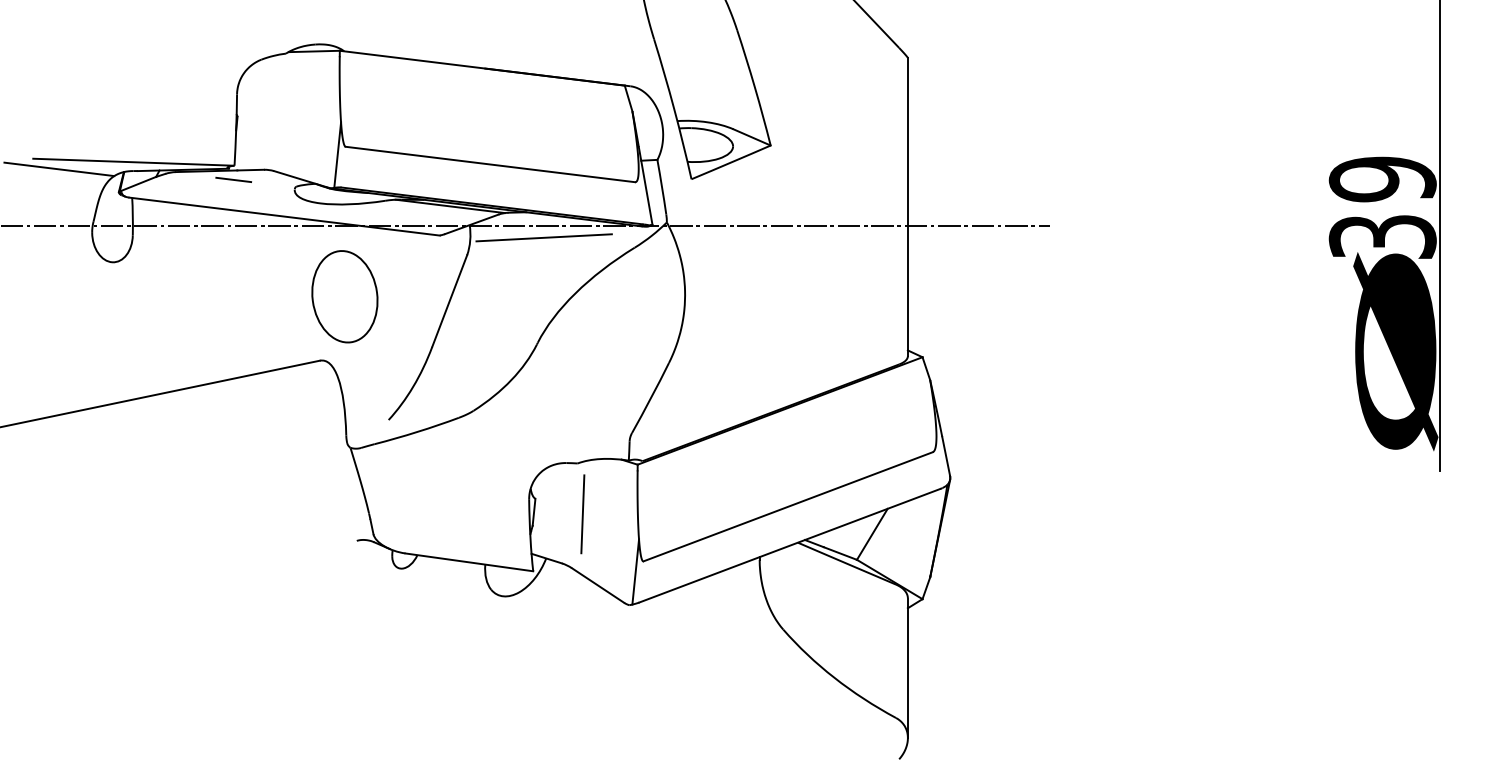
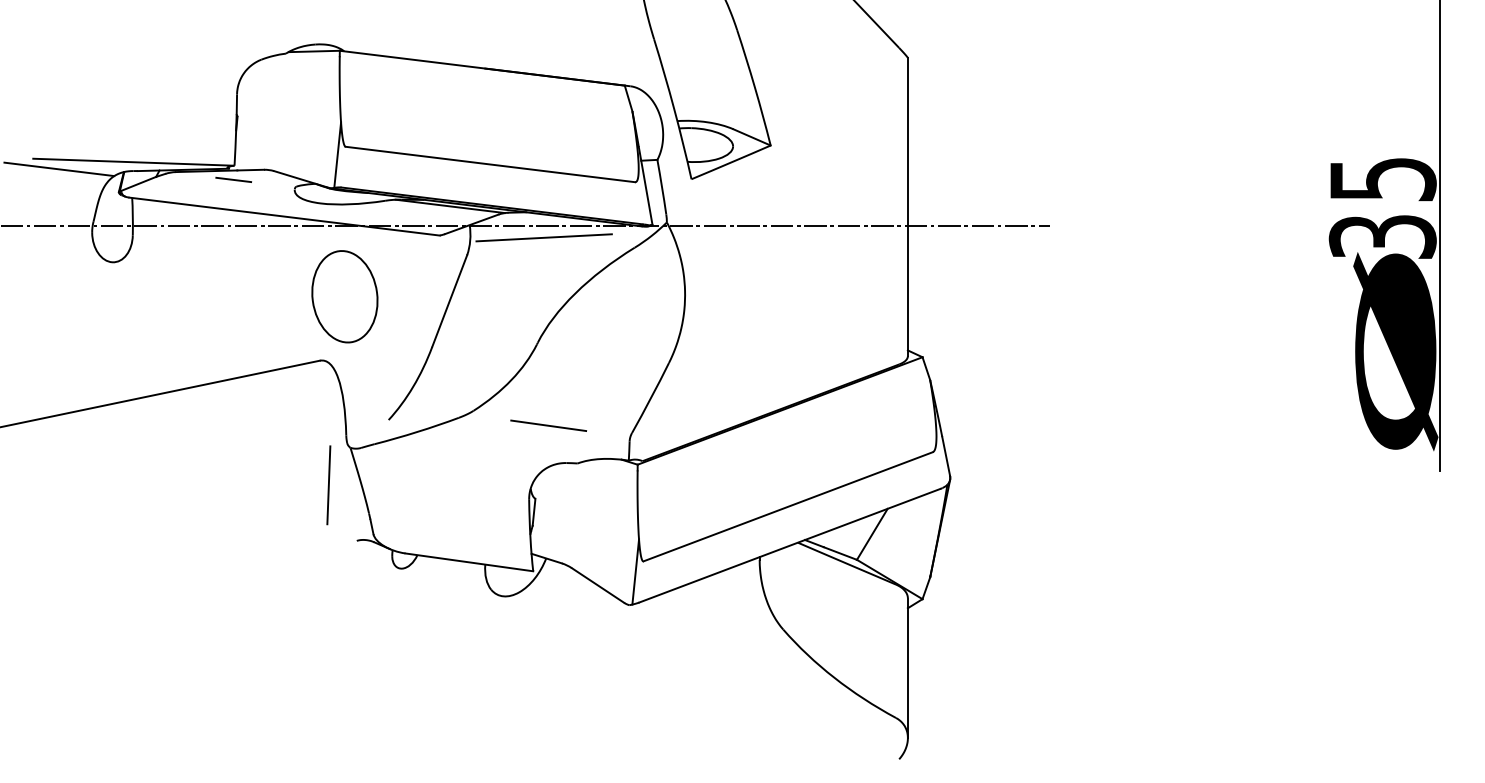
text: 39 -> 35 (1382, 179)
line: none -> present (548, 425)
line position: (582, 514) -> (328, 485) (328, 485)
